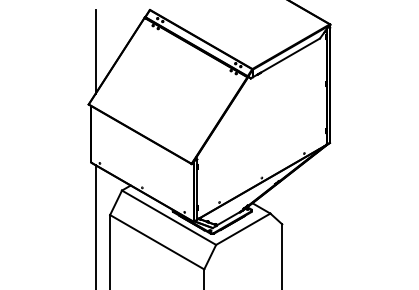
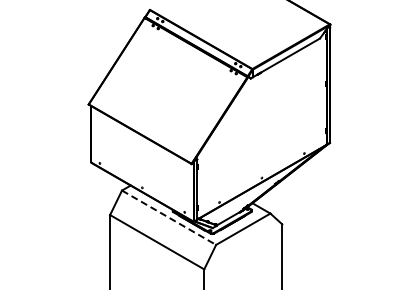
line: present -> none (95, 51)
line: solid -> dashed (169, 218)
line: present -> none (95, 225)
